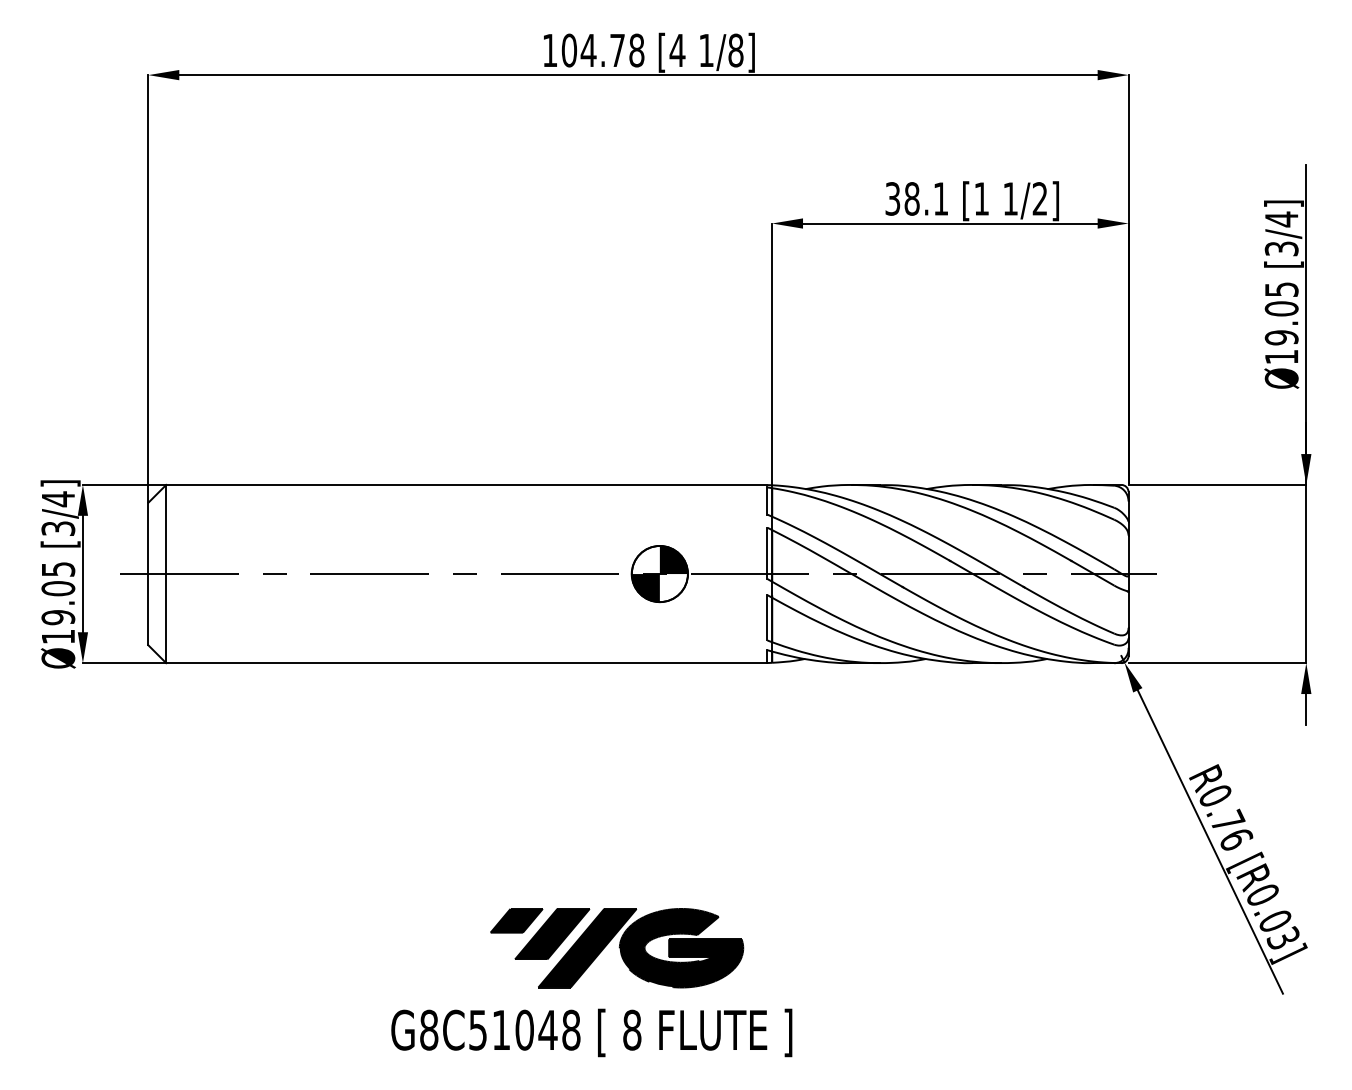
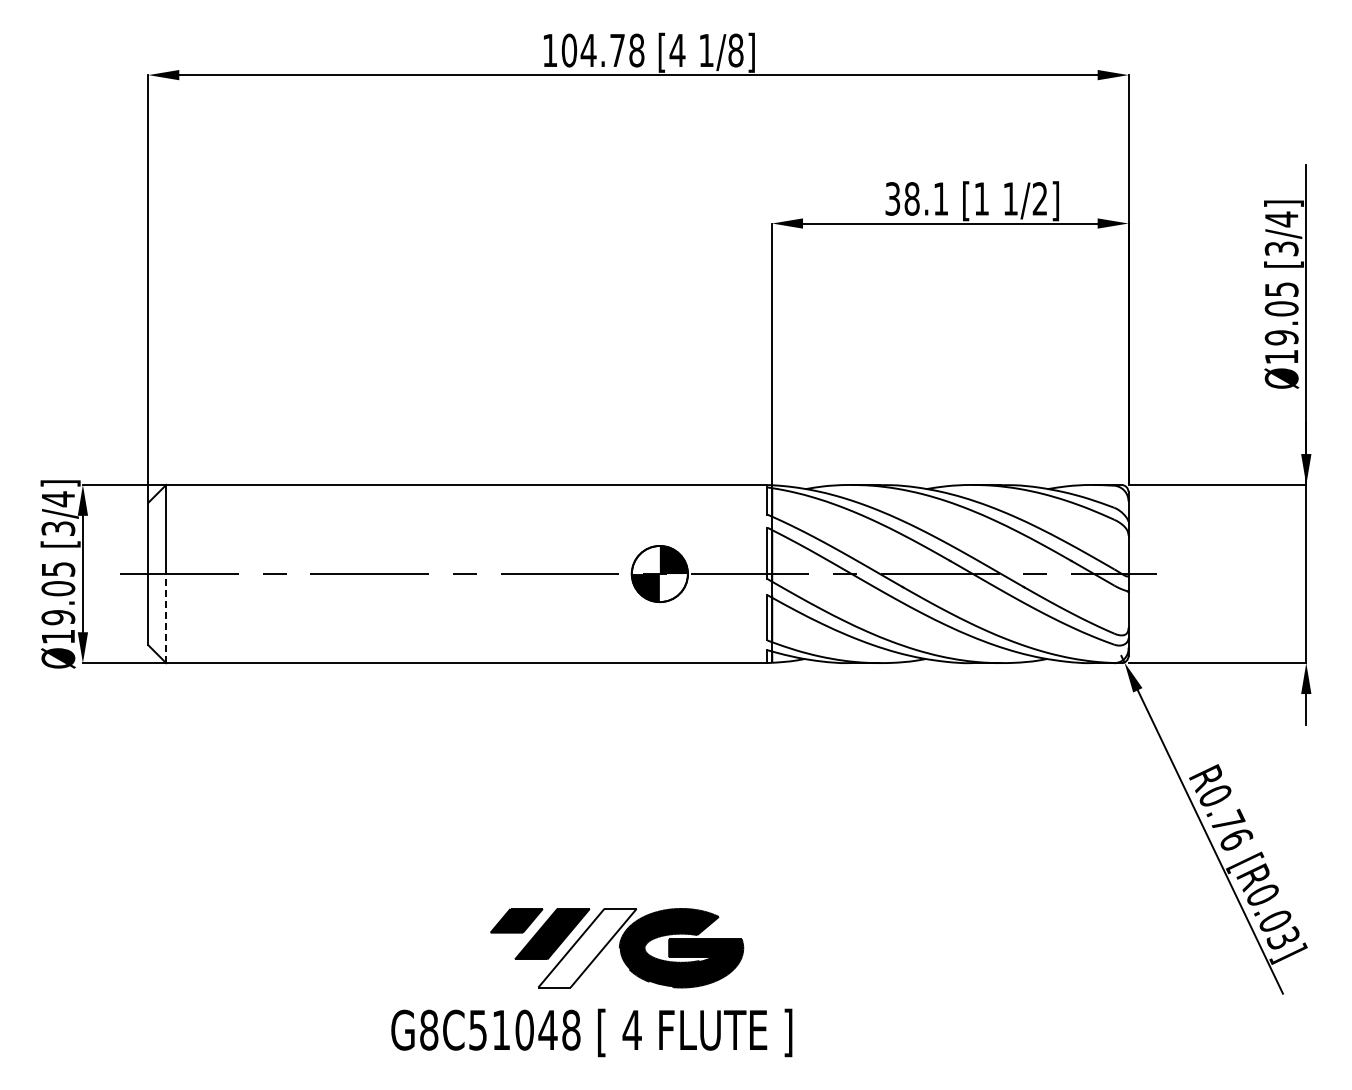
line: solid -> dashed (166, 618)
fill: present -> none (587, 947)
text: 8 -> 4 (631, 1029)
